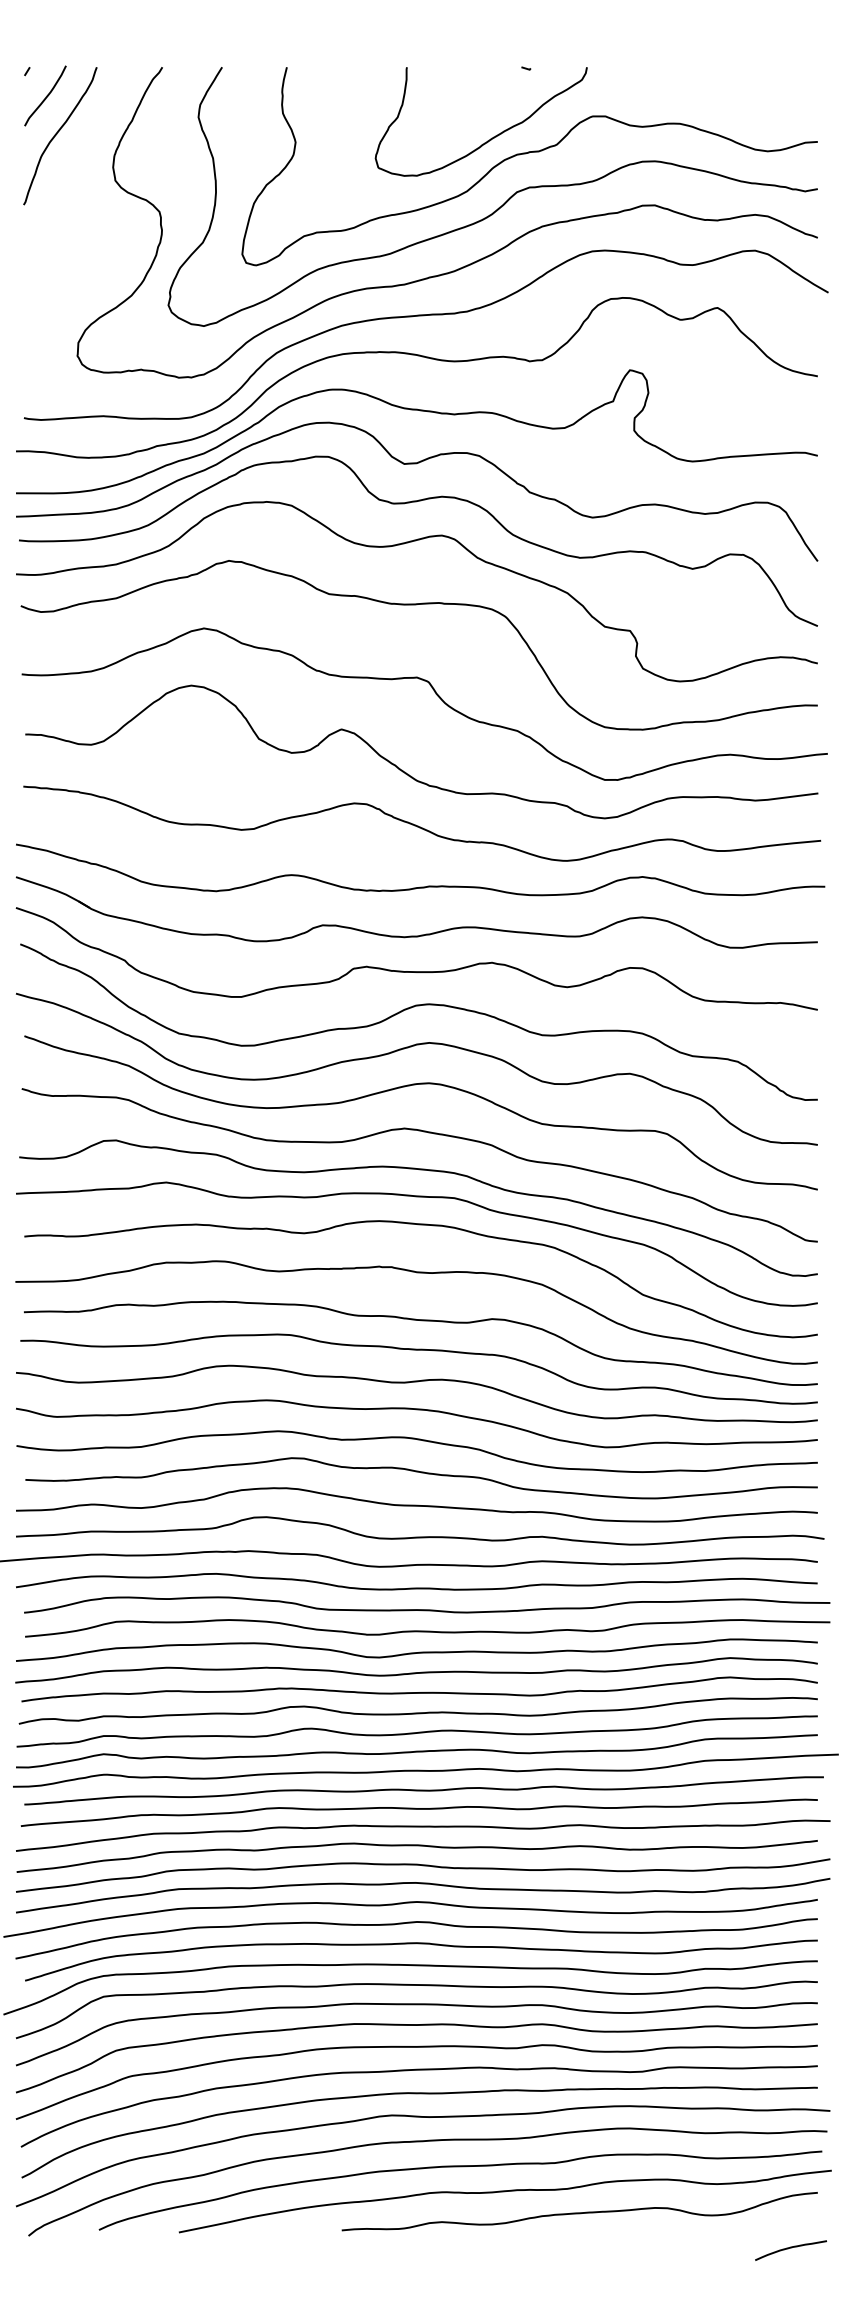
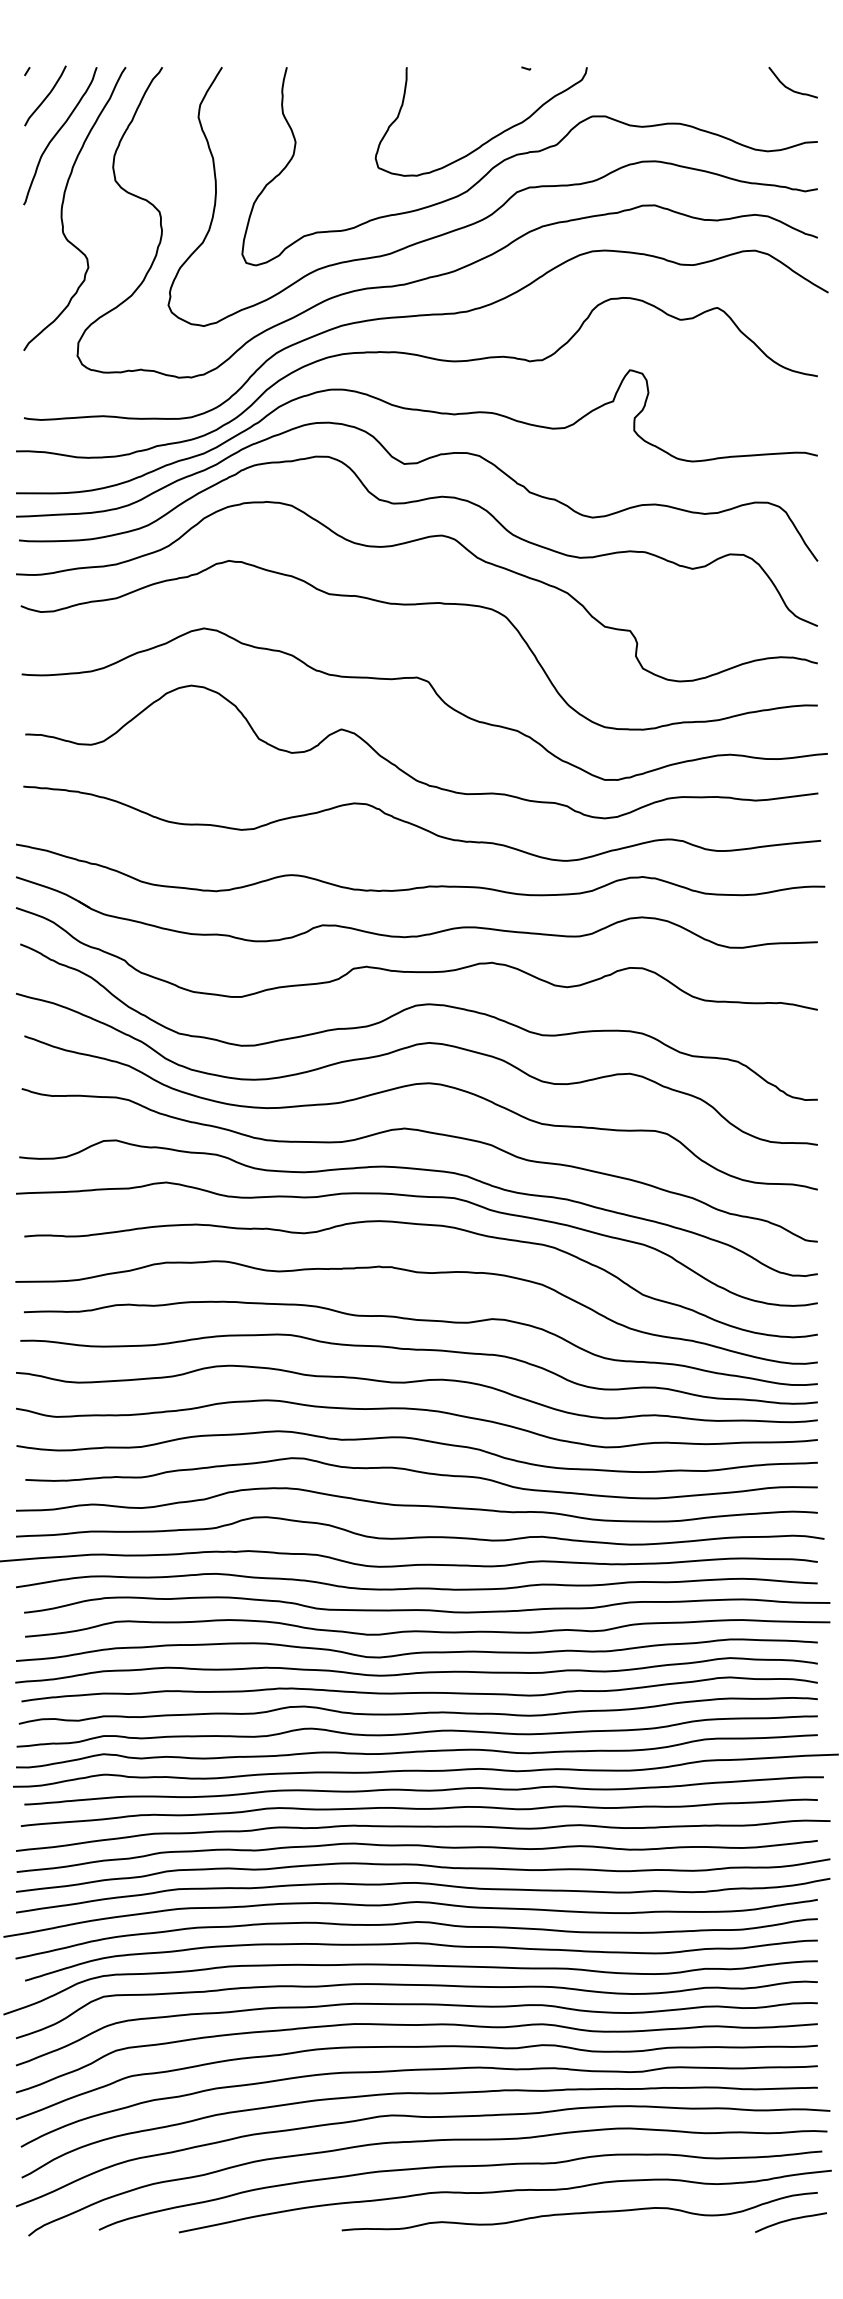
curve: none -> present (790, 88)
curve: none -> present (63, 205)
curve position: (790, 2248) -> (790, 2220) (790, 2220)
